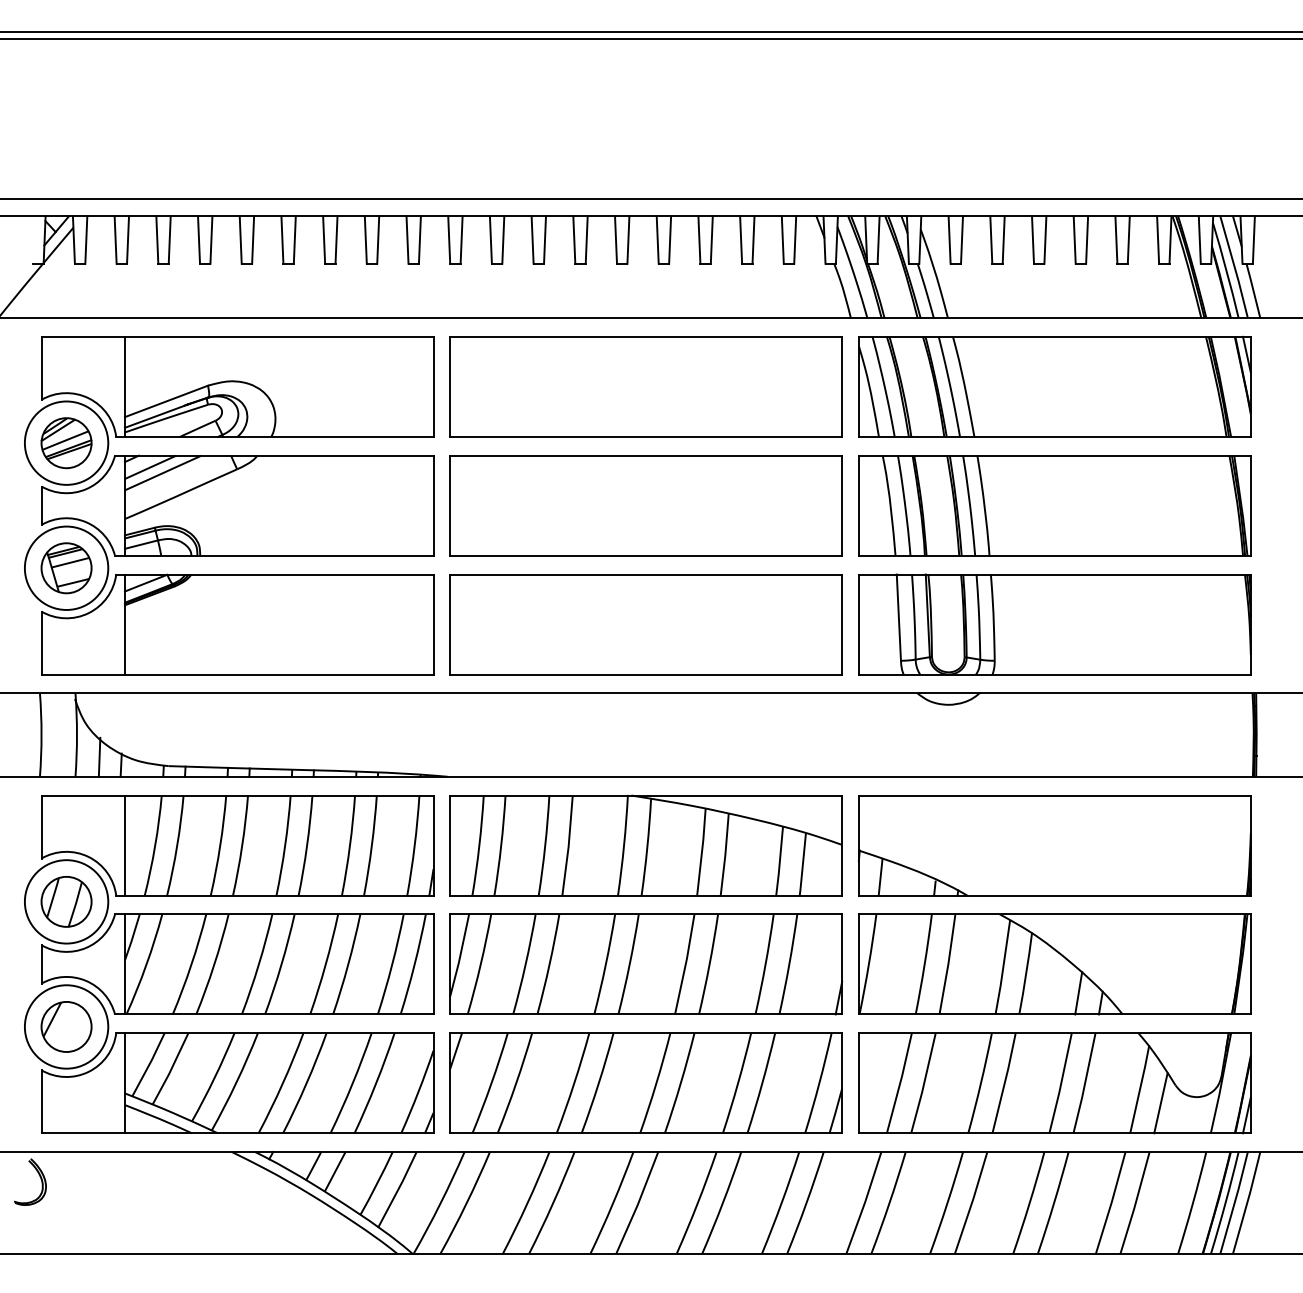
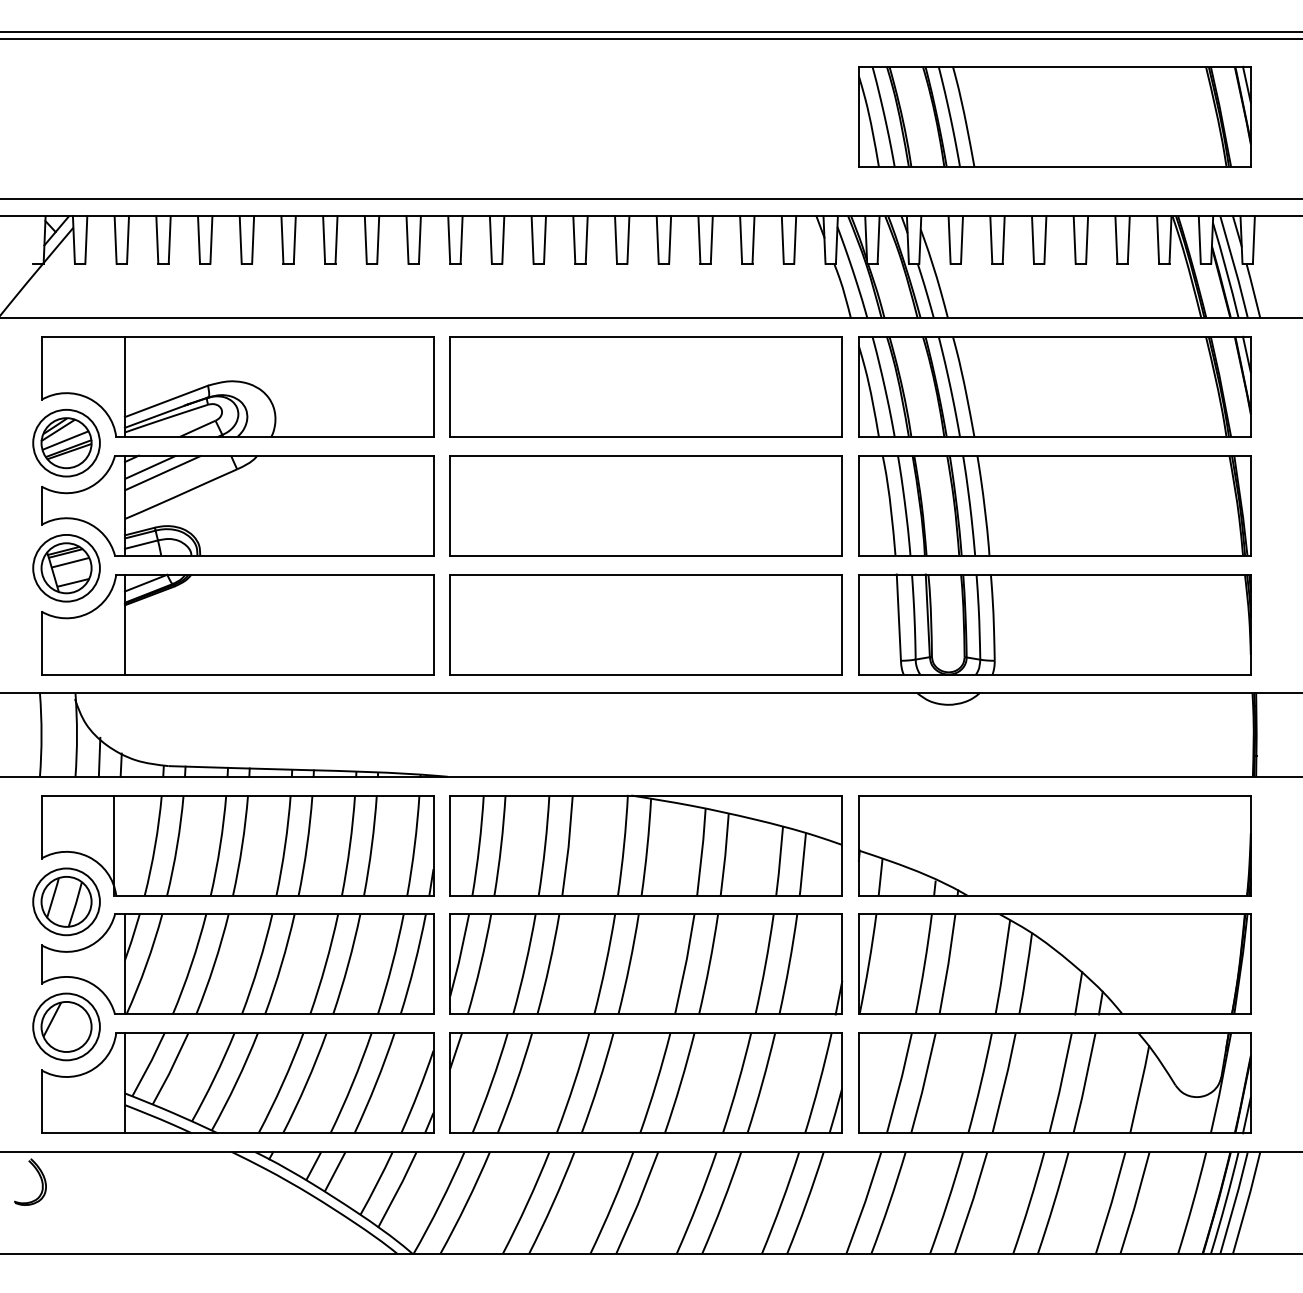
part: none -> present (1054, 116)
circle diameter: 83 px -> 67 px (66, 442)
circle diameter: 83 px -> 67 px (66, 567)
line position: (124, 845) -> (113, 845) (113, 845)
circle diameter: 83 px -> 67 px (66, 901)
circle diameter: 83 px -> 67 px (66, 1026)
line: present -> none (1160, 1103)
